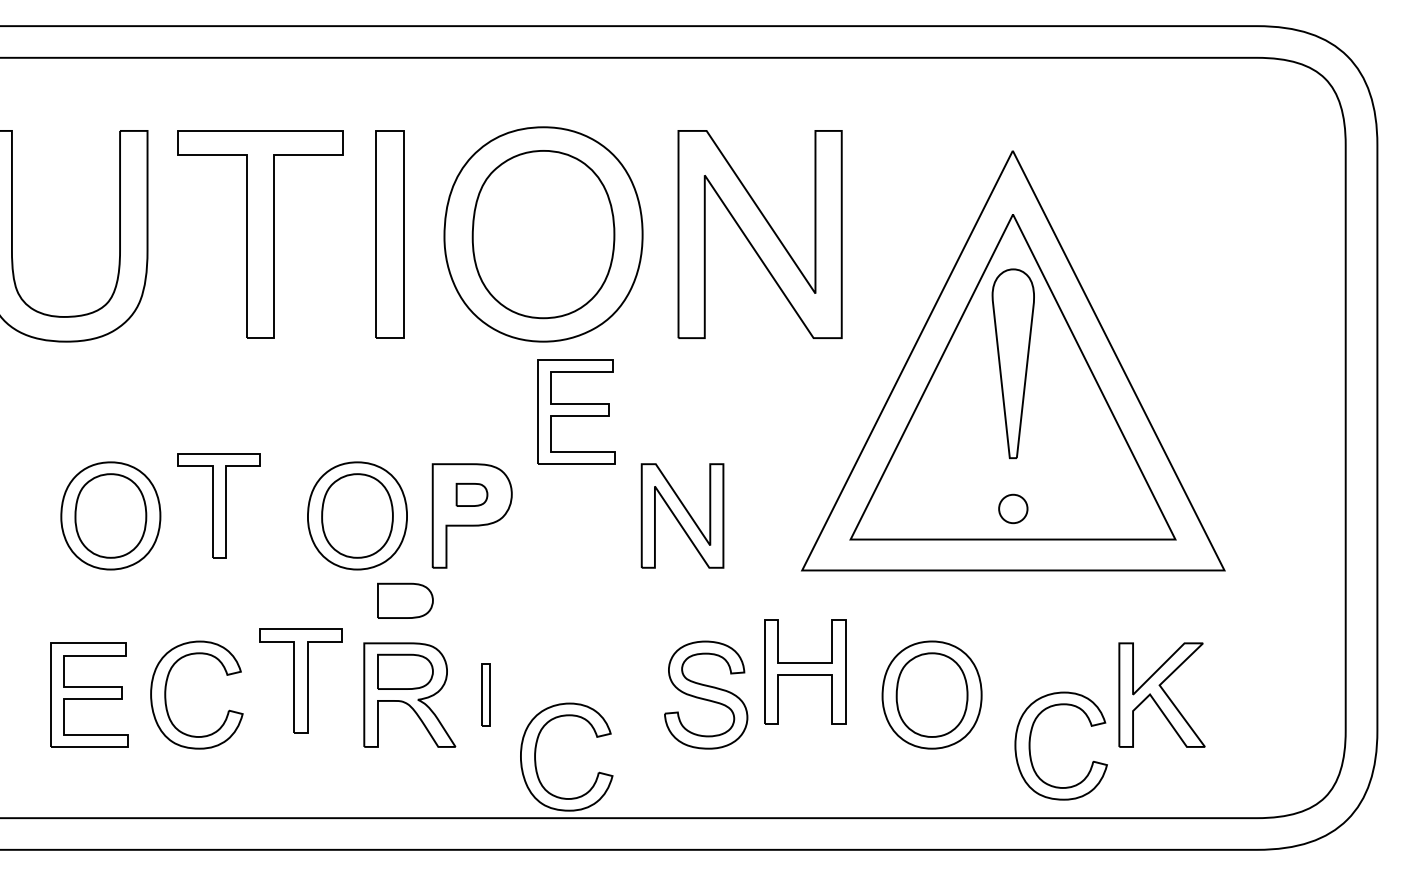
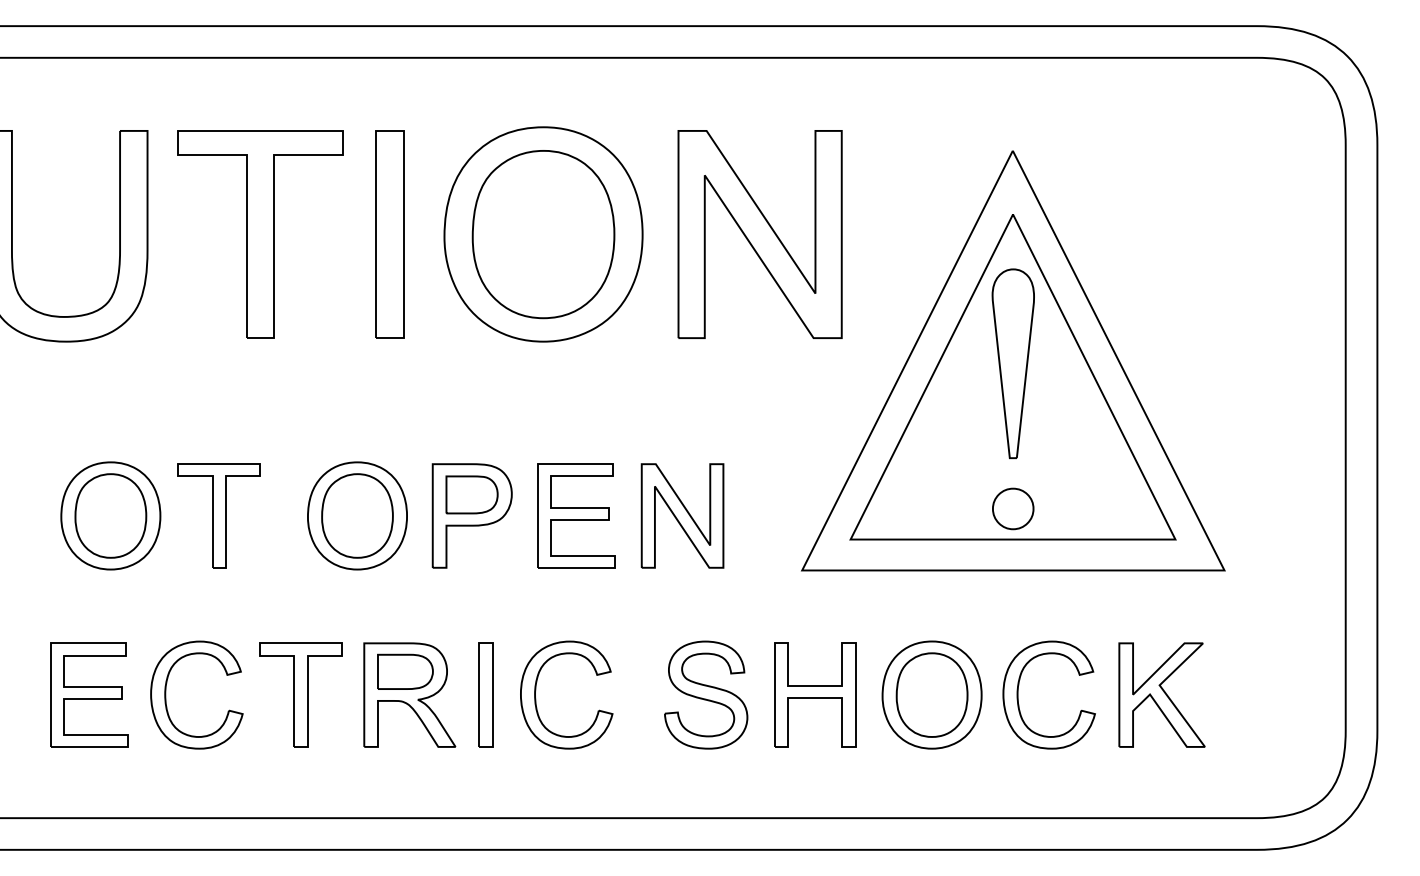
part position: (576, 411) -> (576, 515) (576, 515)
part size: 34x24 px -> 54x40 px (471, 494)
part position: (218, 505) -> (218, 515) (218, 515)
part size: 31x32 px -> 43x44 px (1013, 508)
part: present -> none (405, 600)
part position: (805, 671) -> (815, 694) (815, 694)
part position: (300, 680) -> (300, 694) (300, 694)
part size: 10x64 px -> 16x106 px (485, 694)
part position: (1030, 745) -> (1018, 694) (1018, 694)
part position: (536, 752) -> (536, 690) (536, 690)
